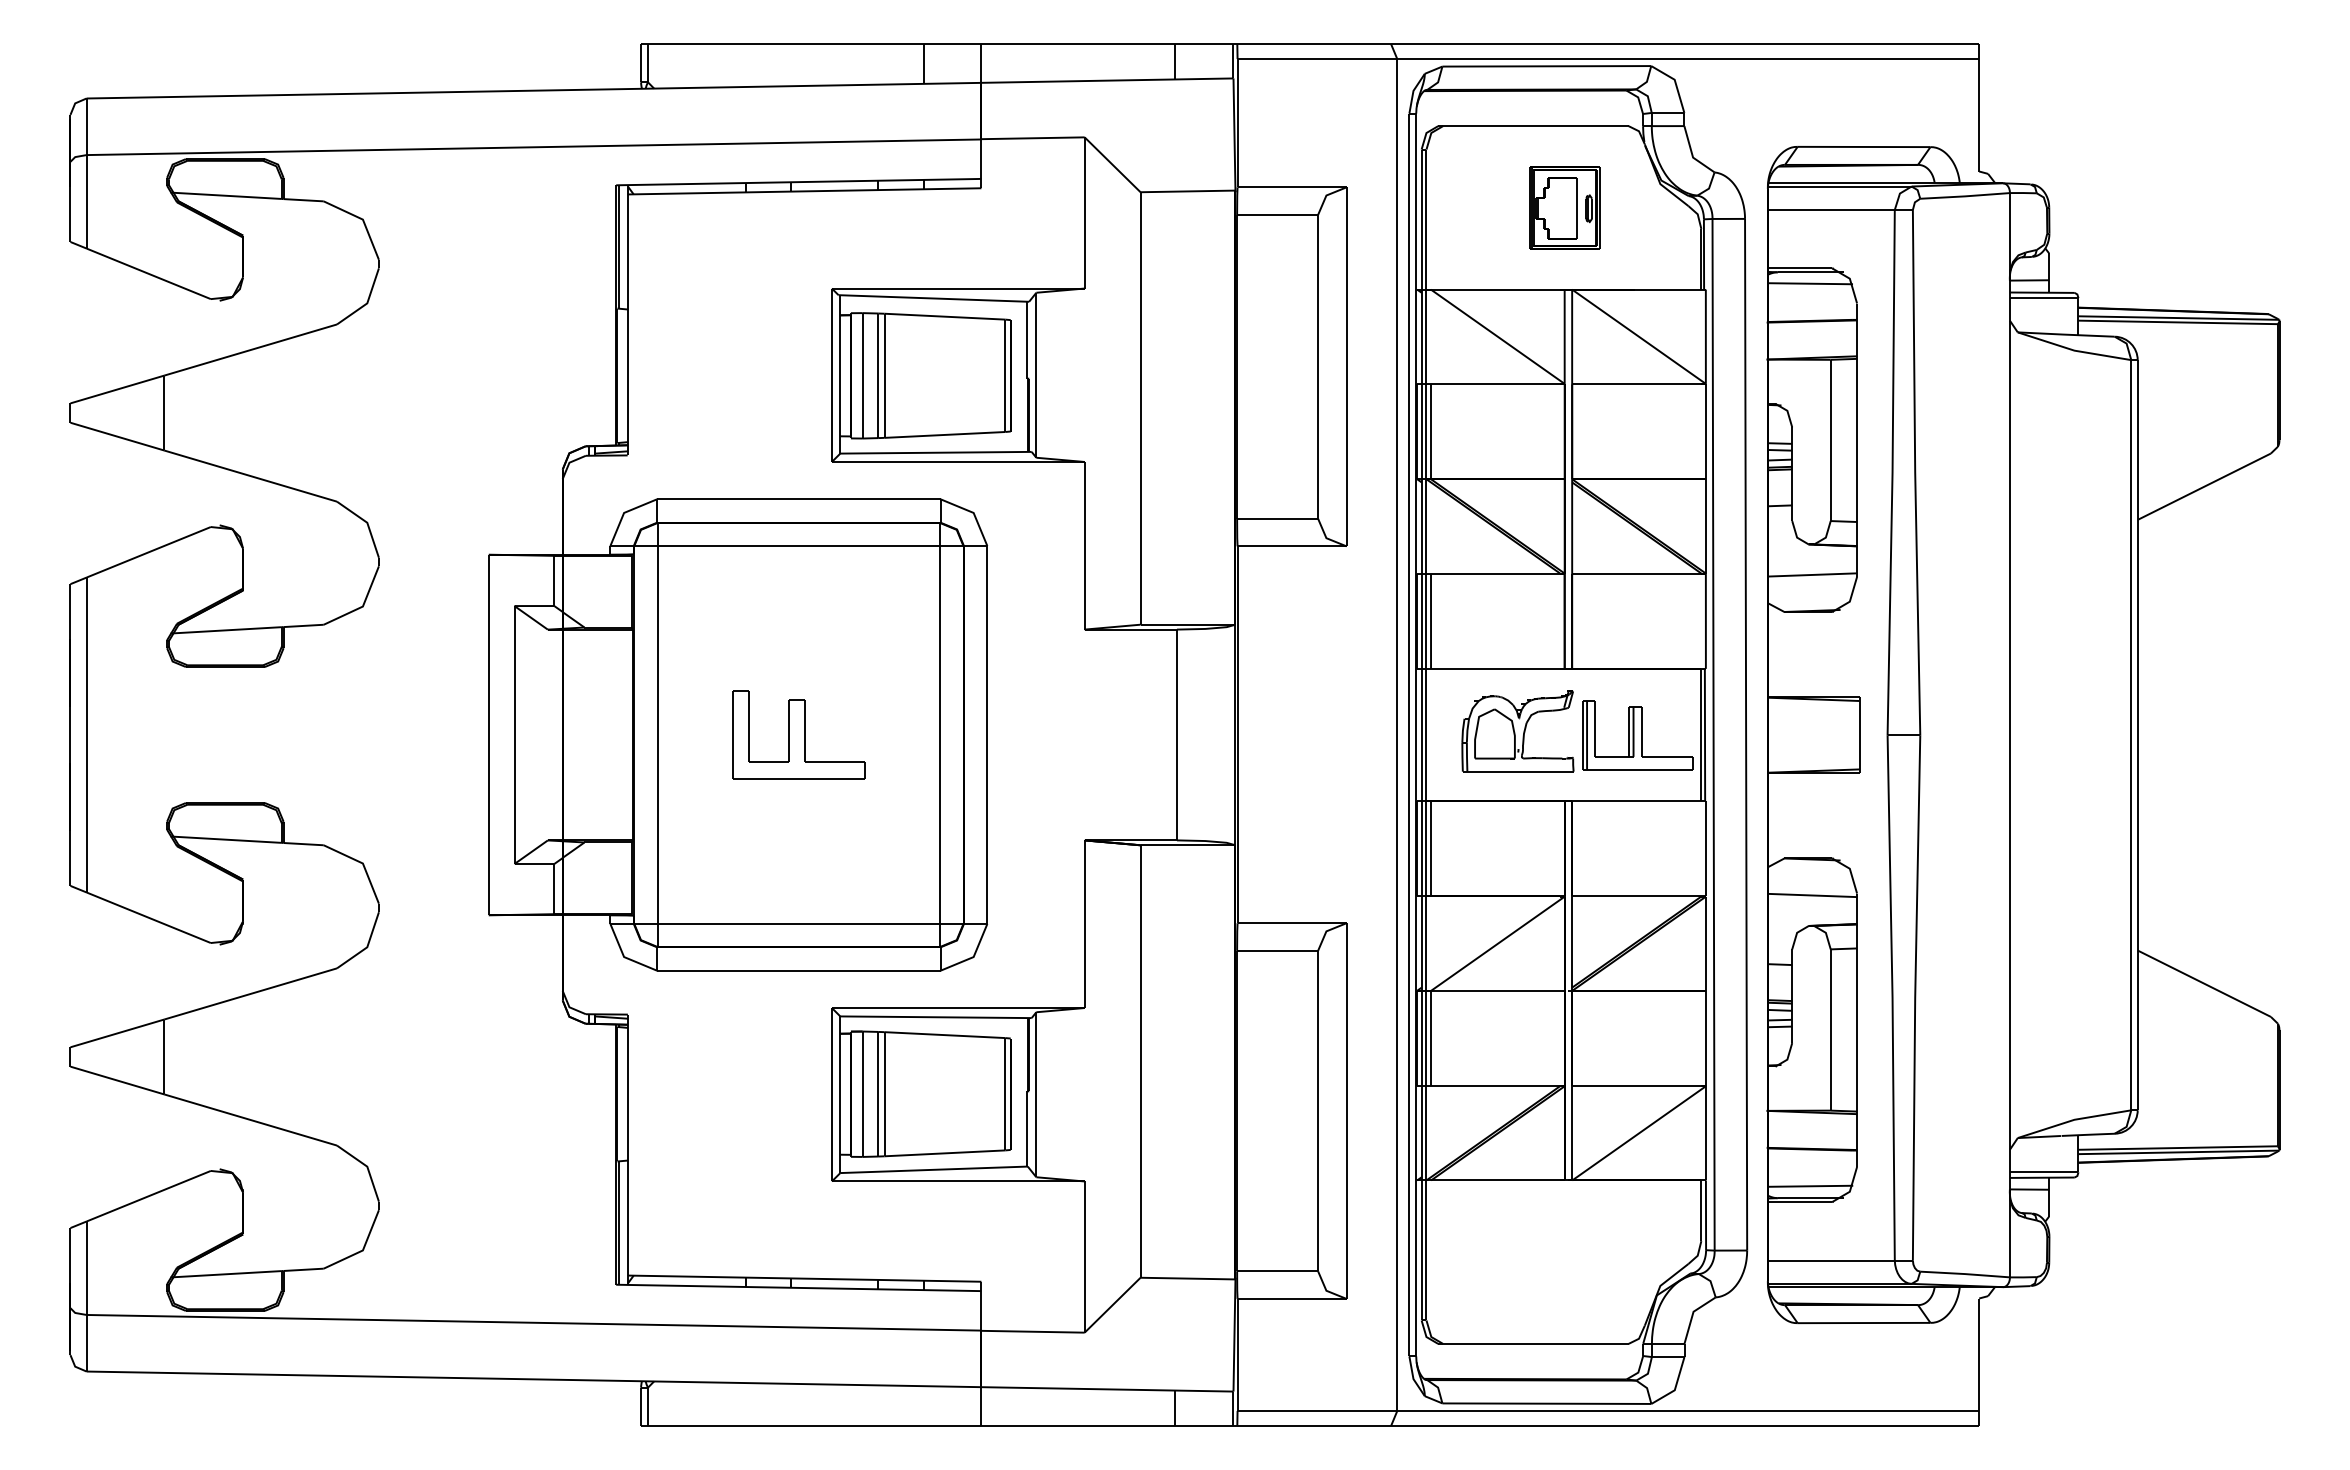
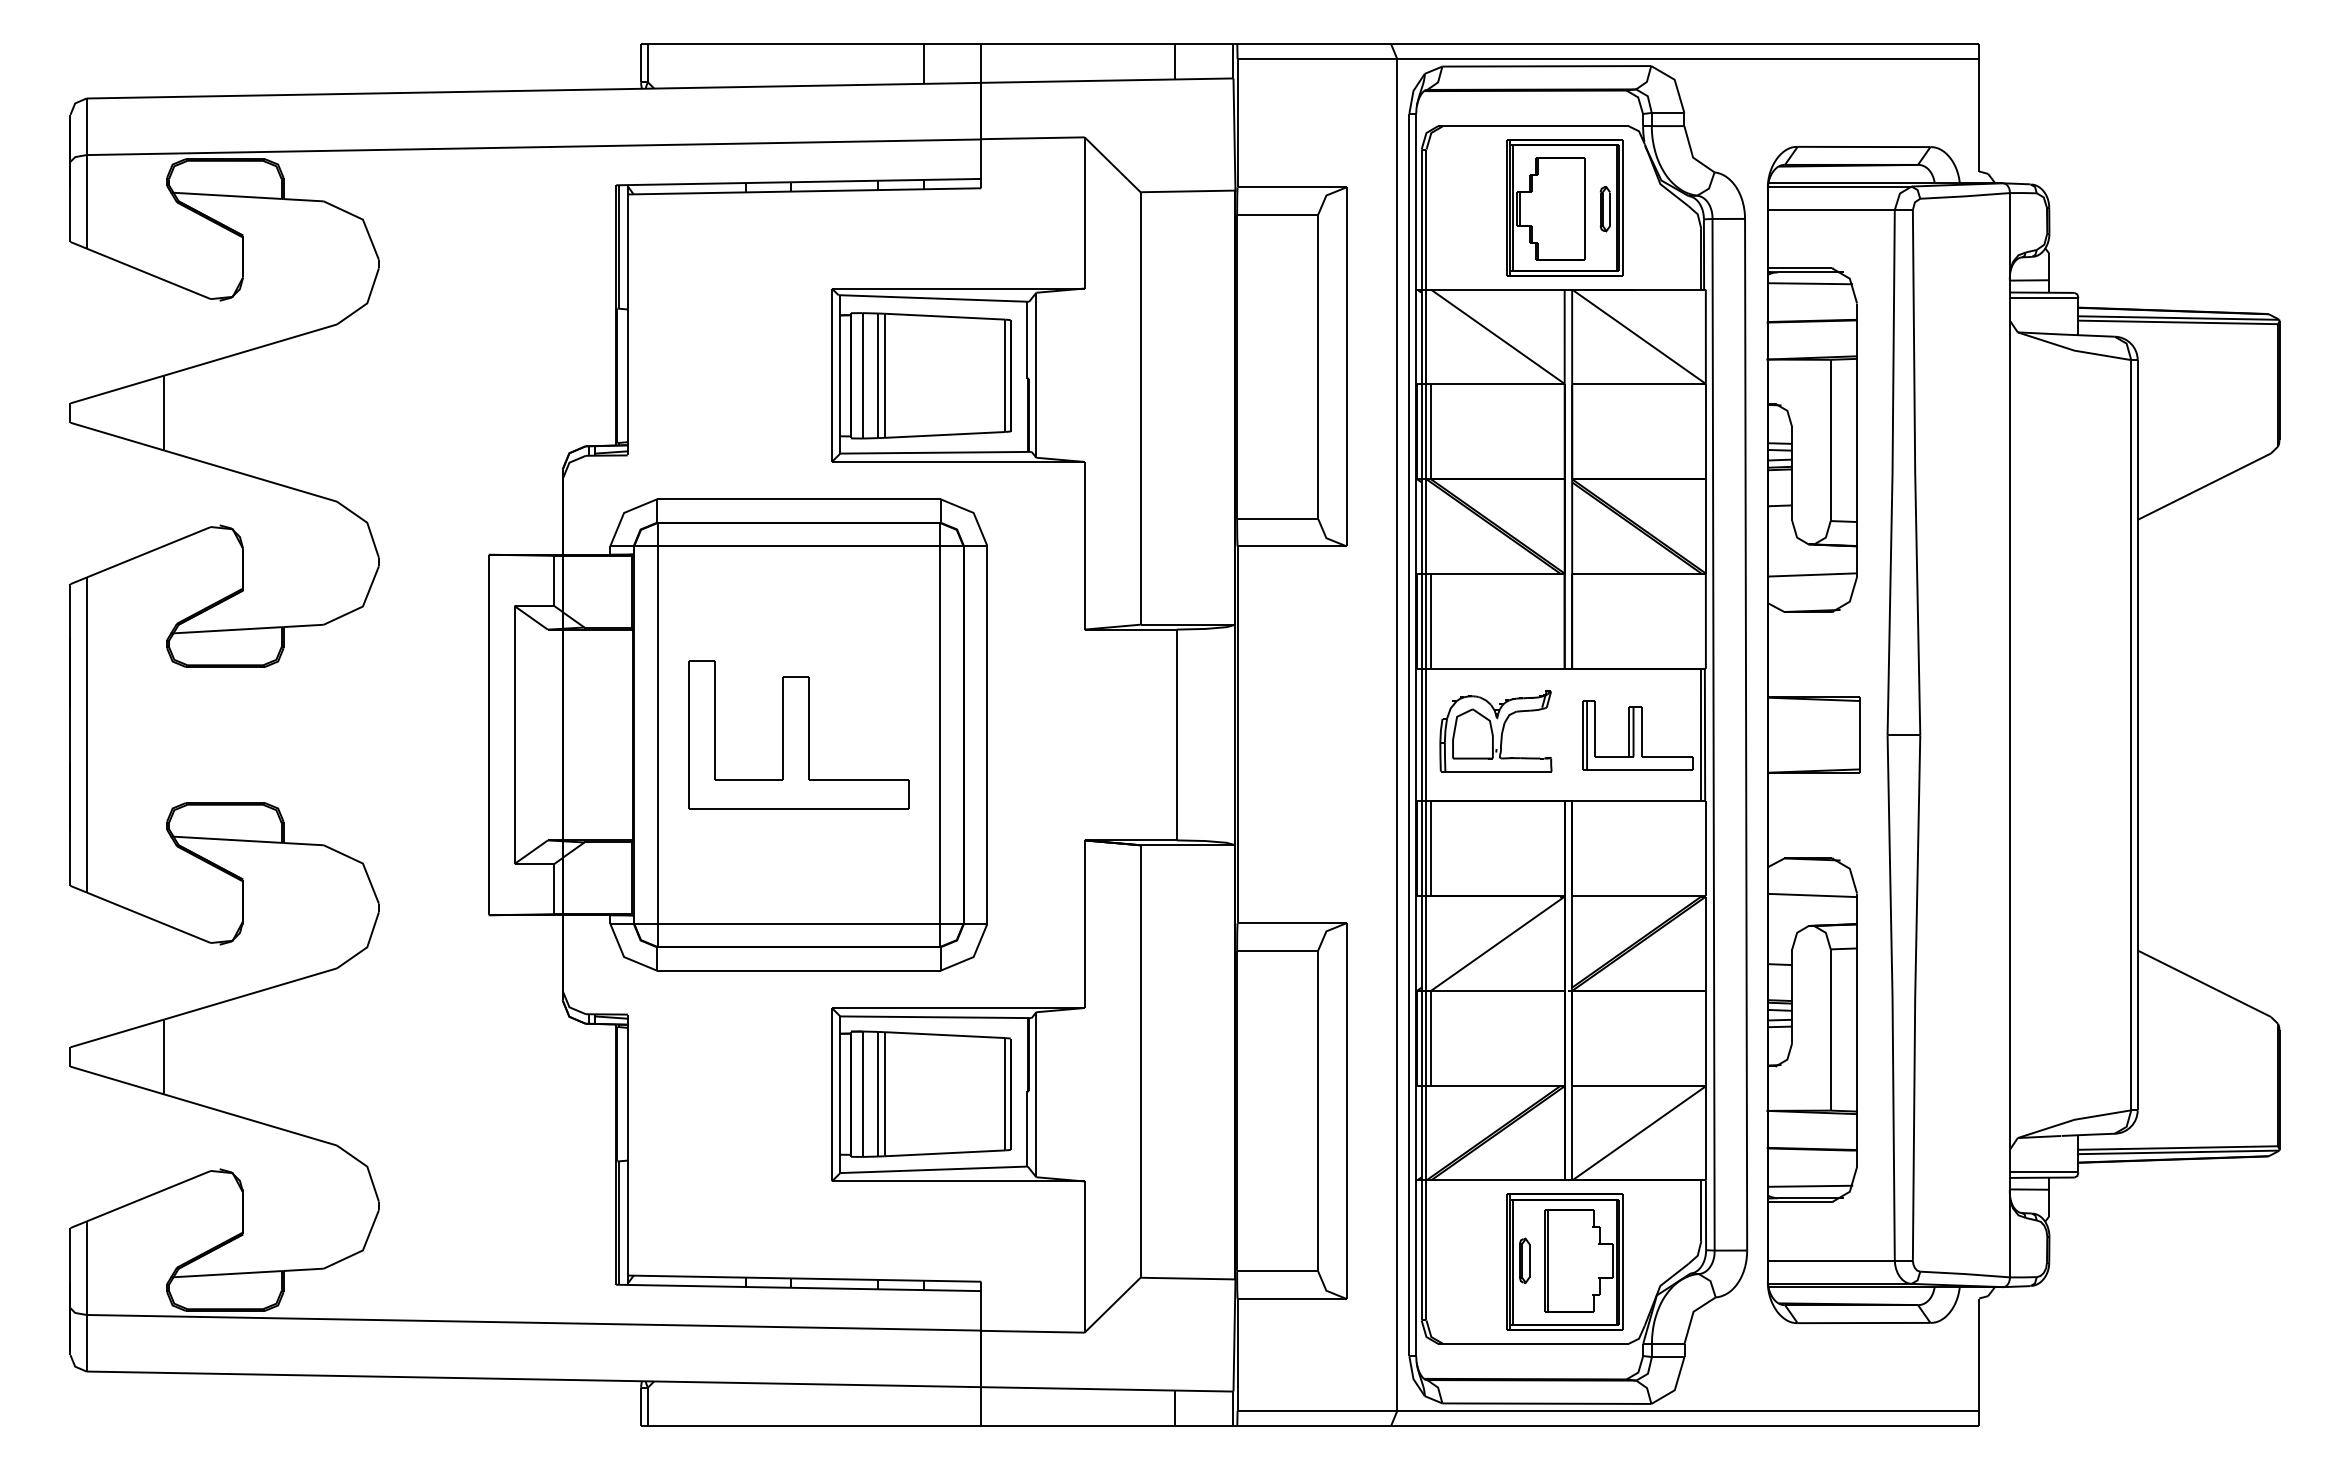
part size: 72x84 px -> 118x138 px (1564, 207)
part position: (1517, 731) -> (1495, 731) (1495, 731)
part size: 134x90 px -> 222x150 px (798, 734)
part: none -> present (1564, 1261)
